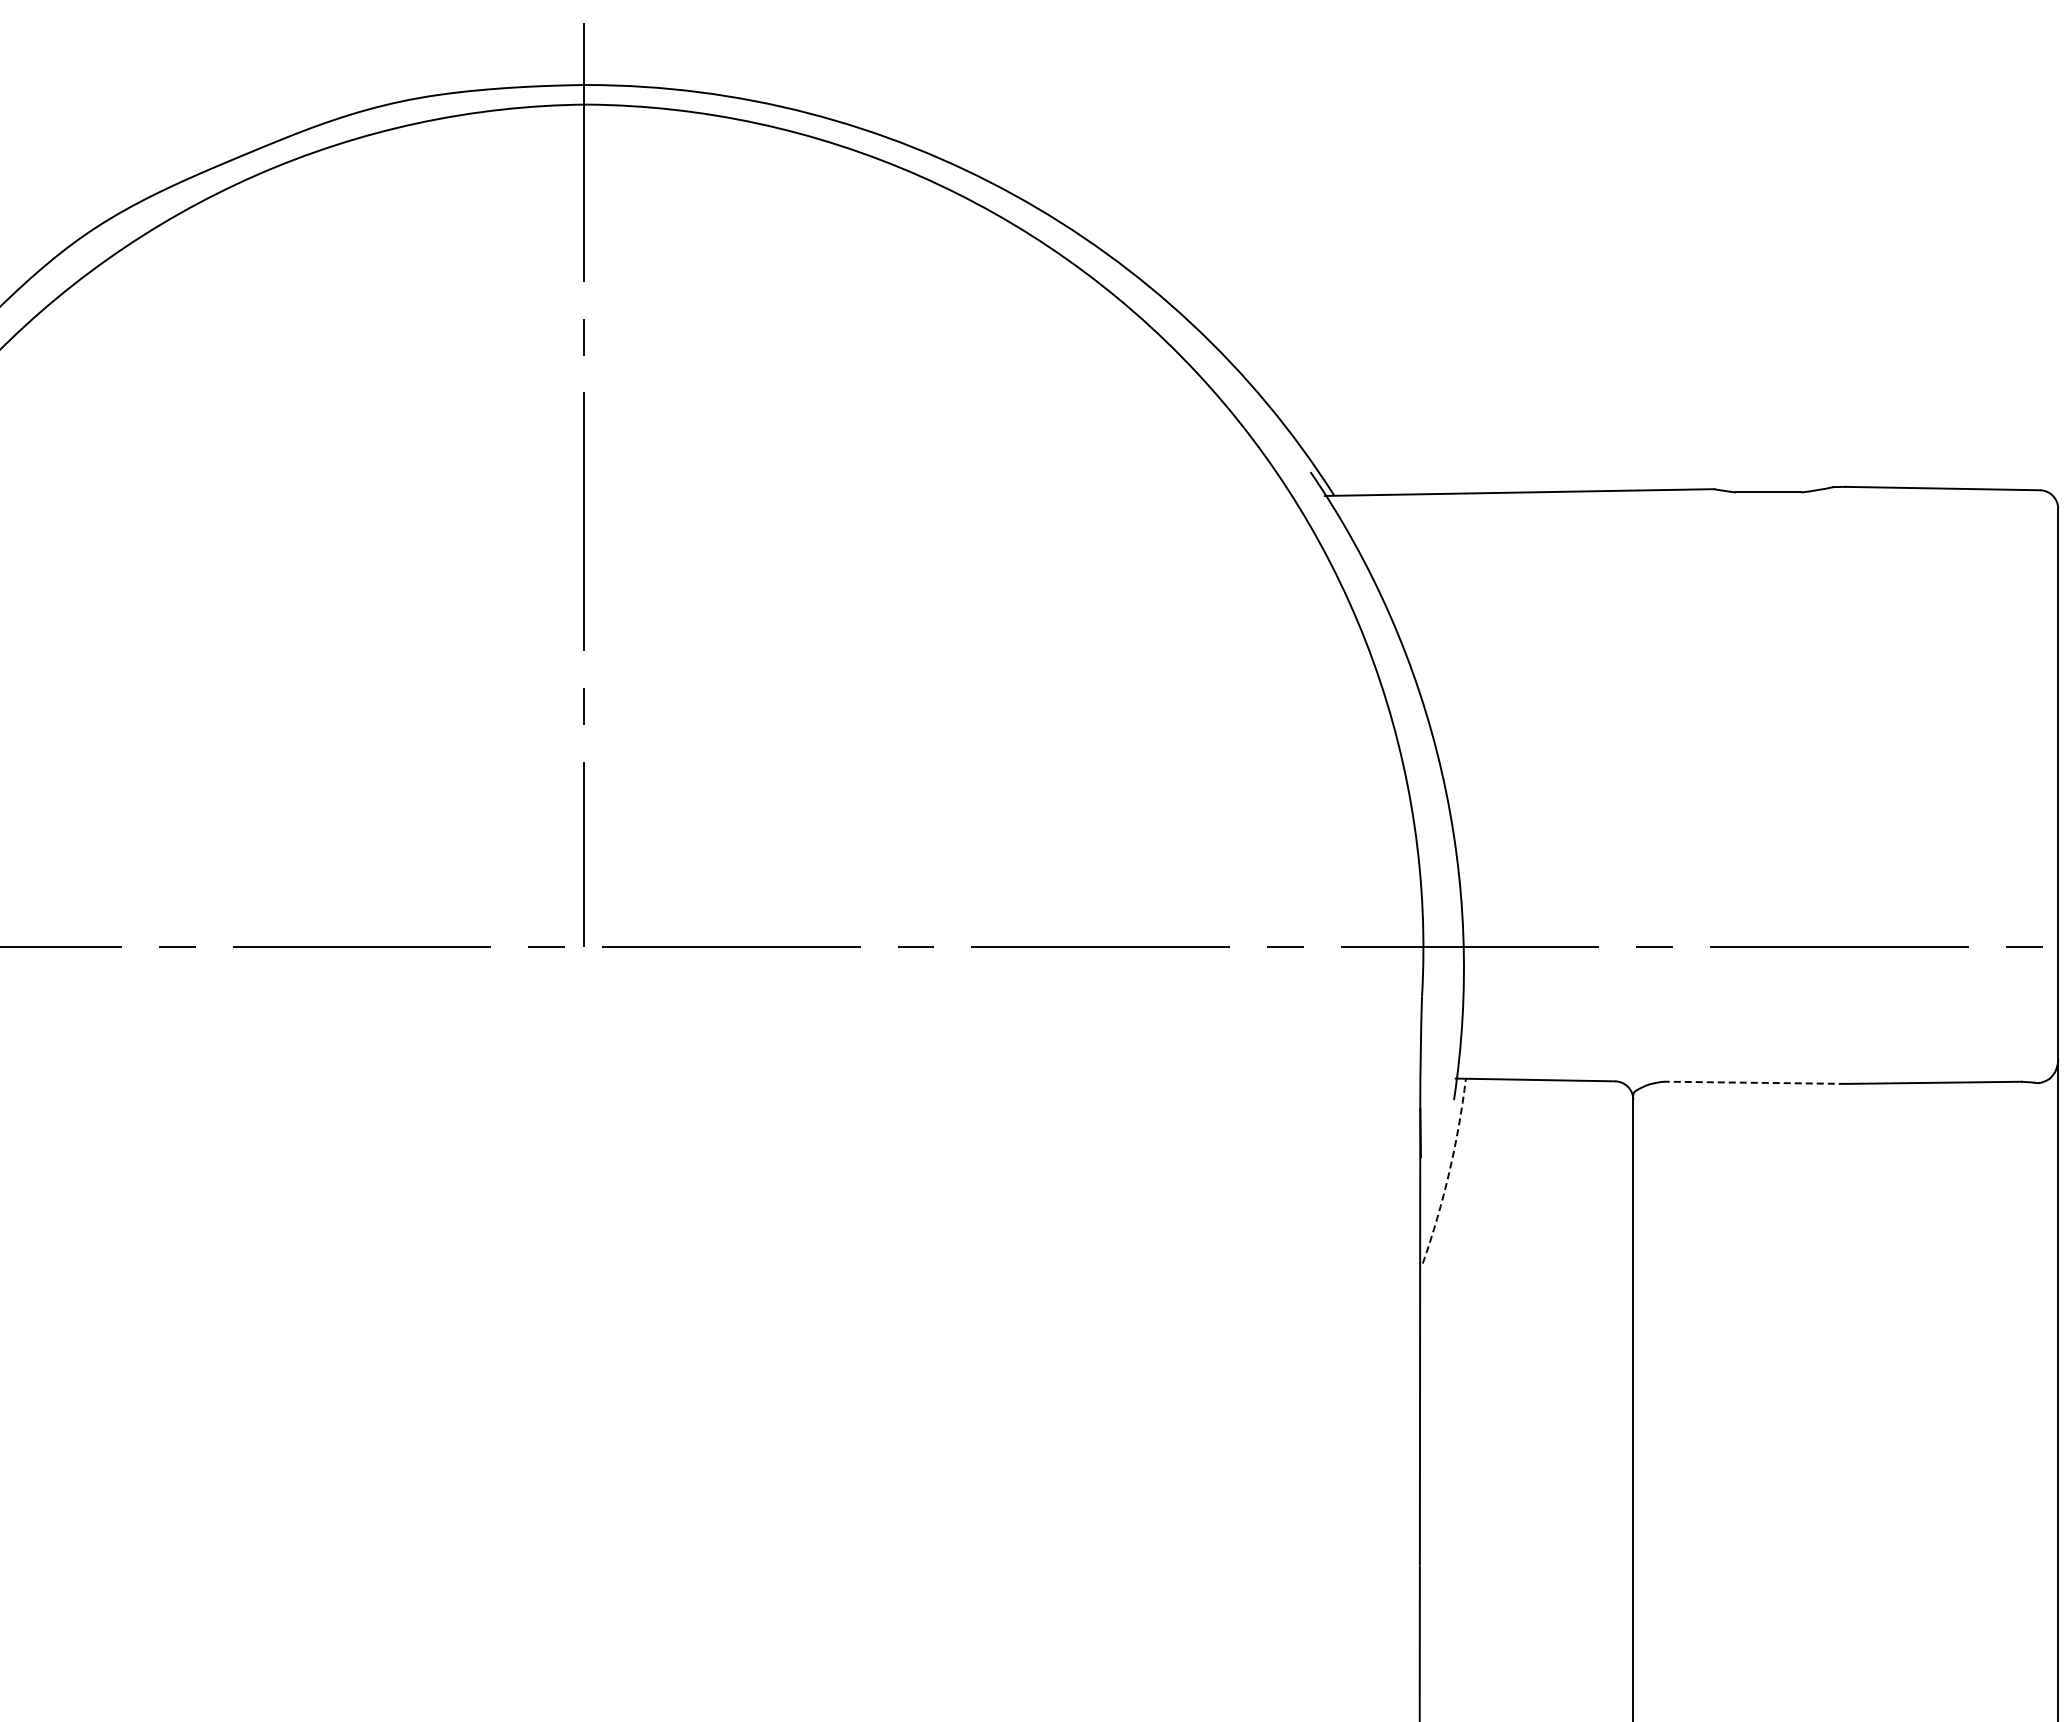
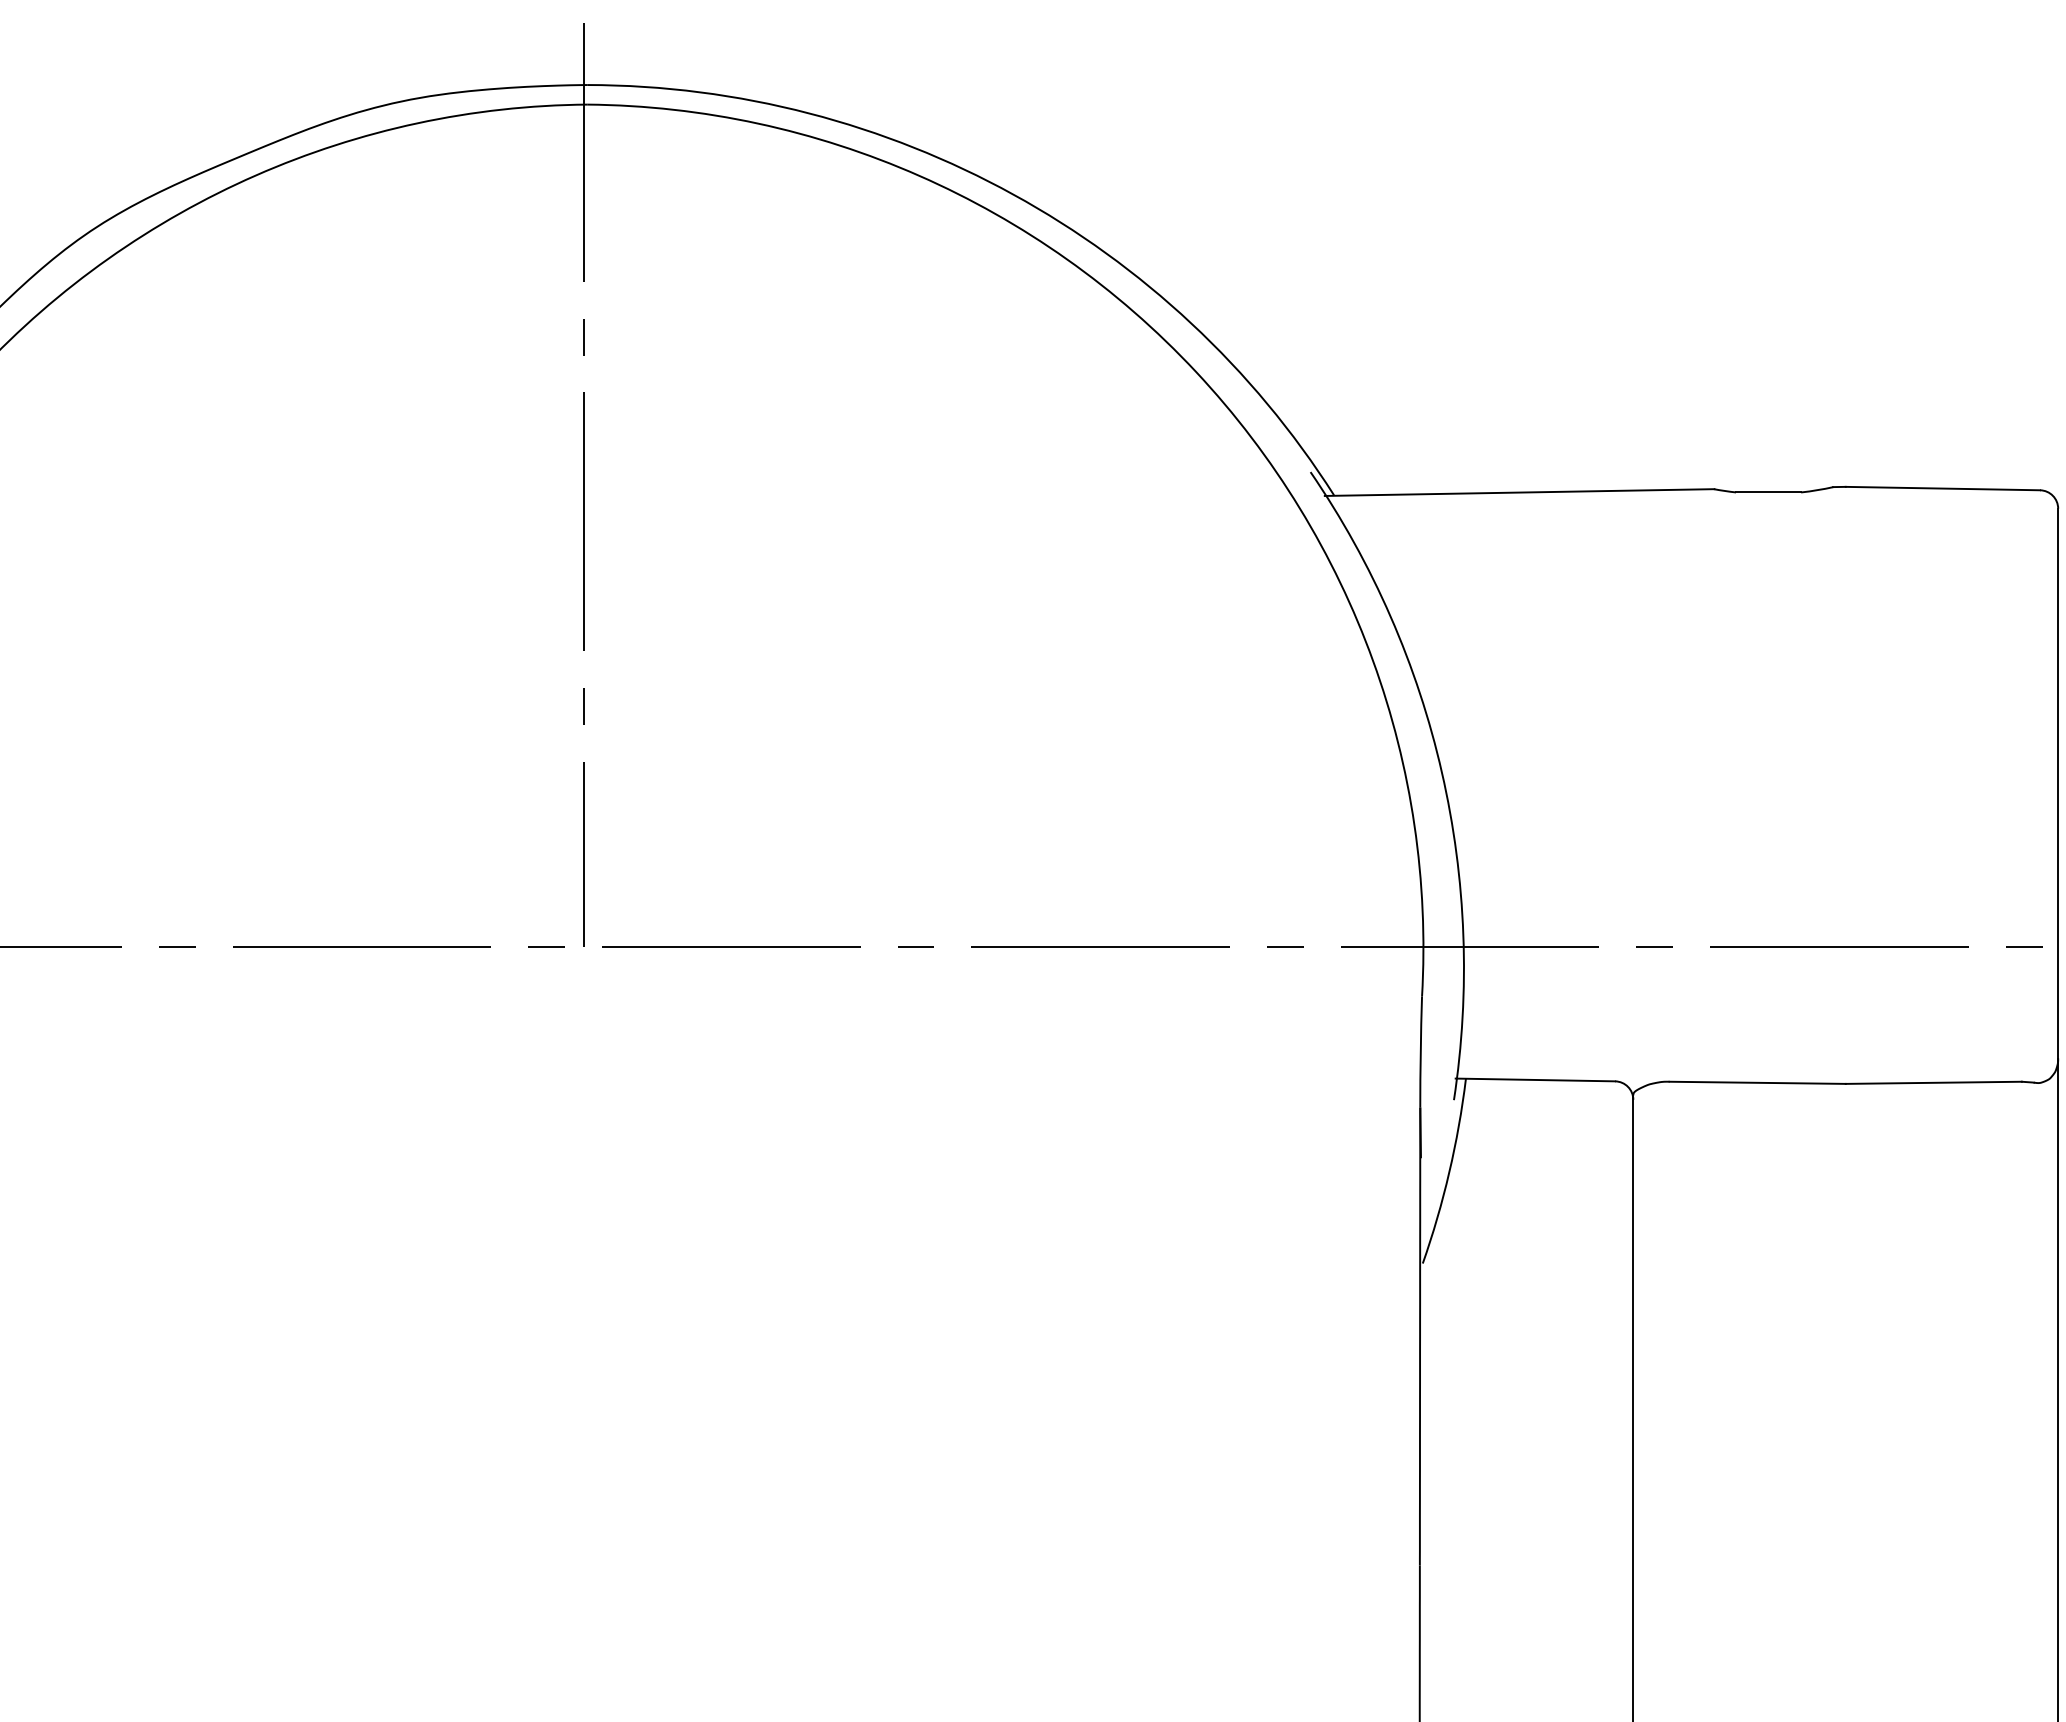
line: dashed -> solid (1757, 1082)
arc: dashed -> solid (1449, 1172)
